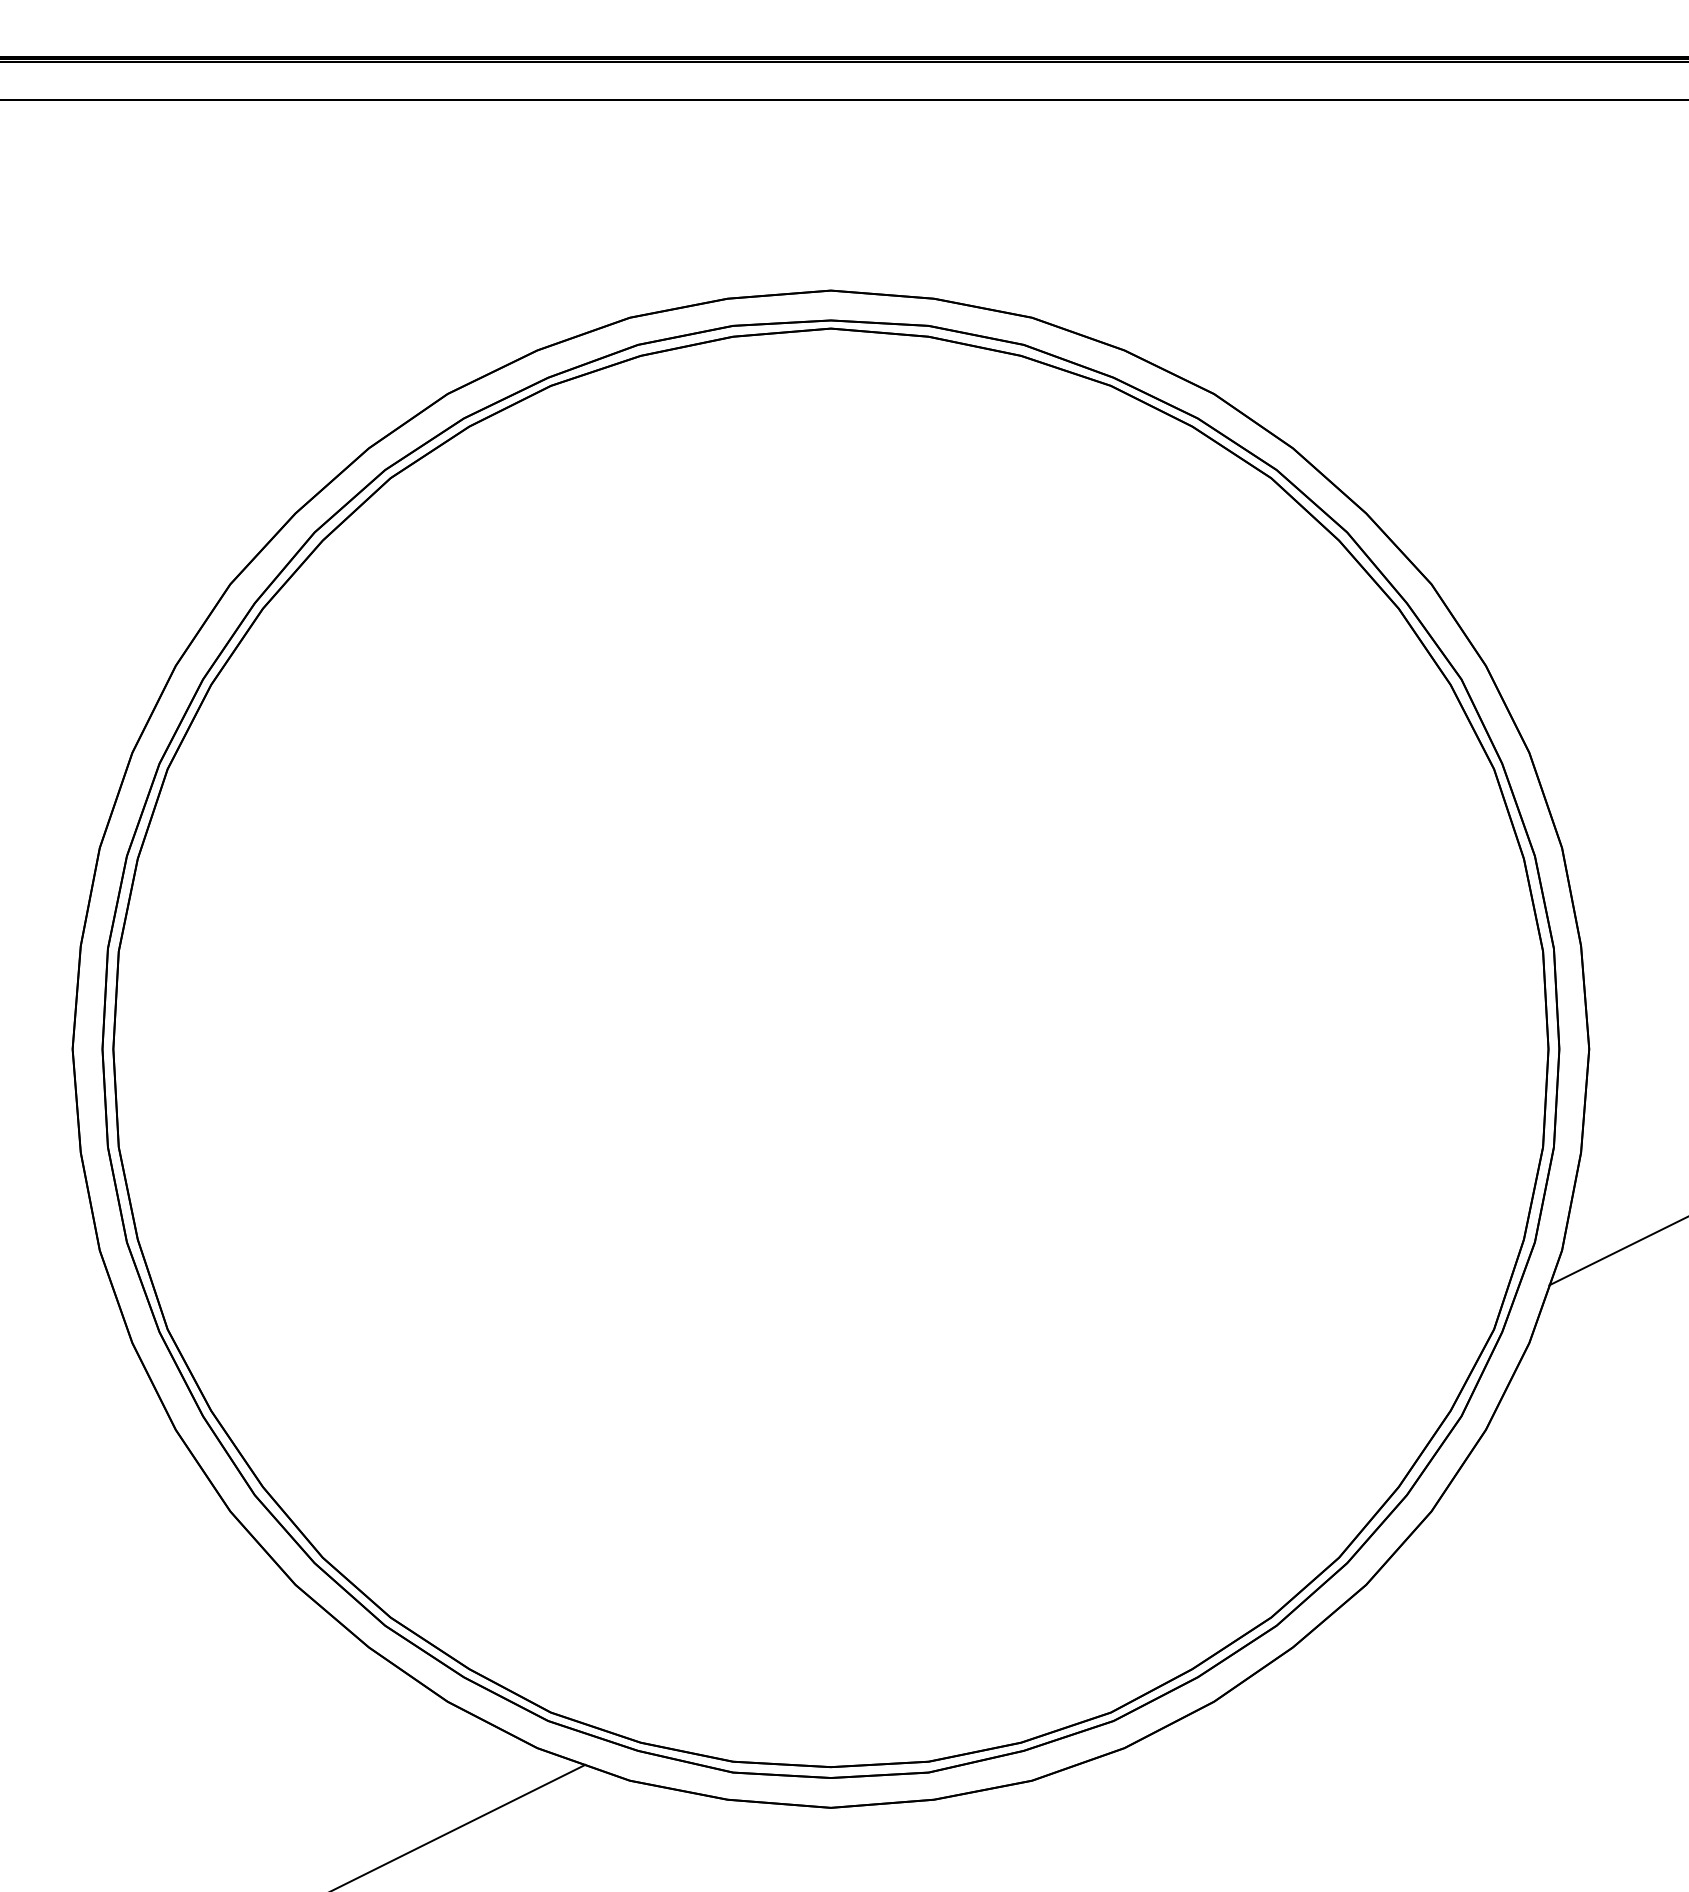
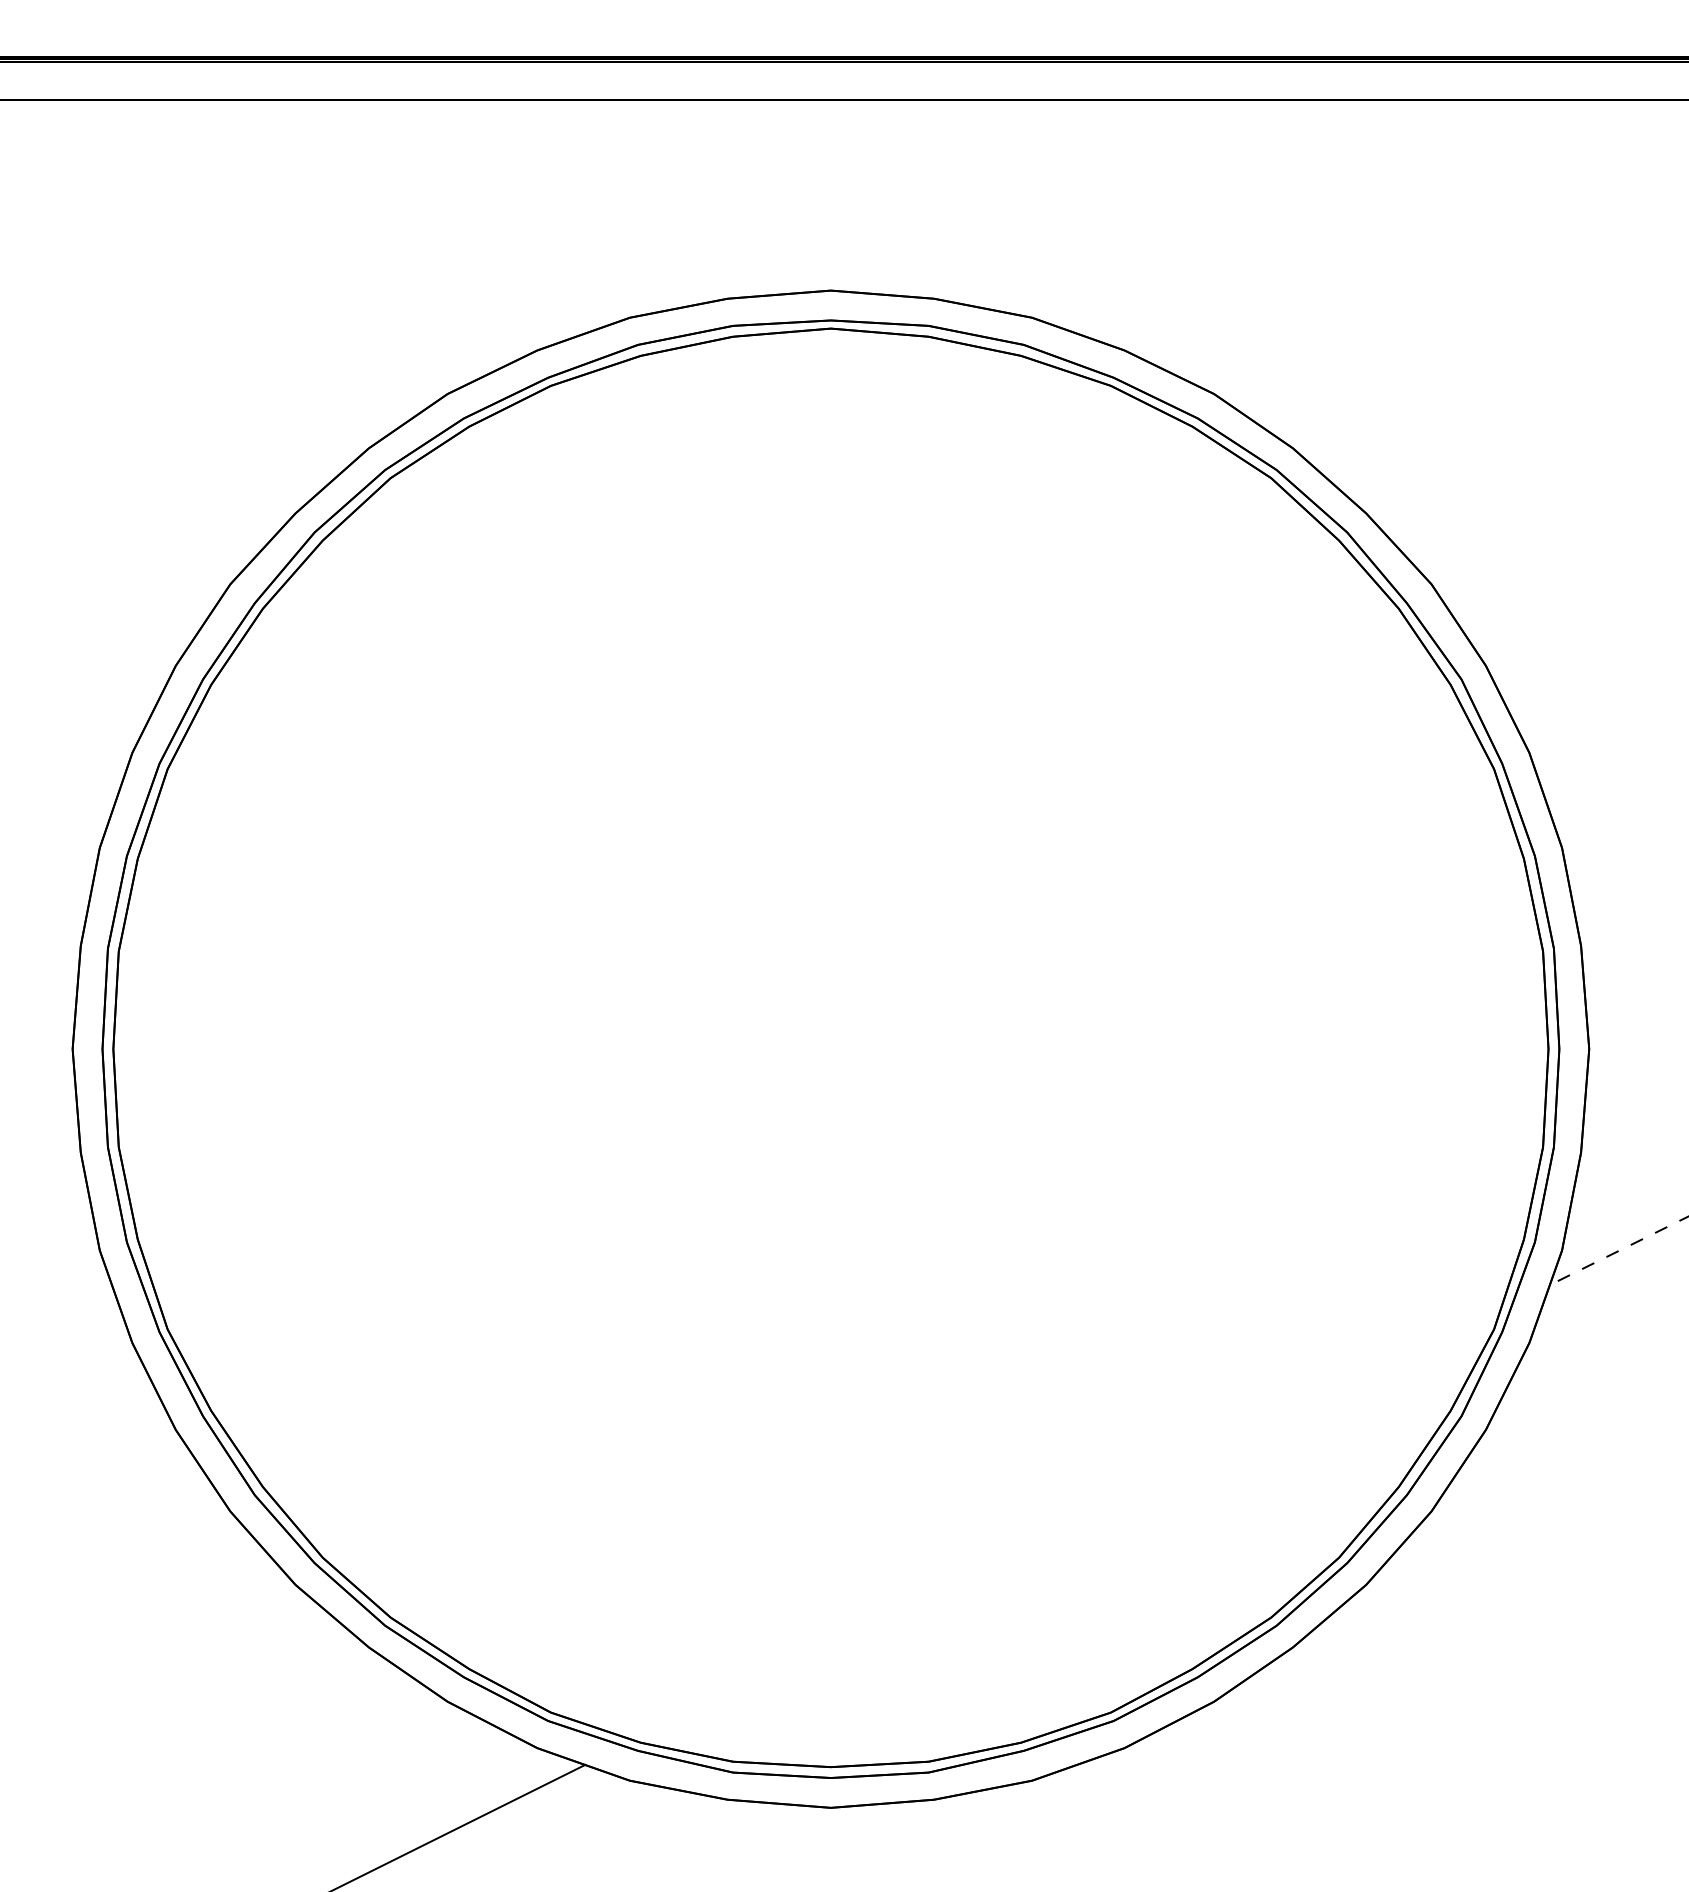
line: solid -> dashed (1618, 1251)
